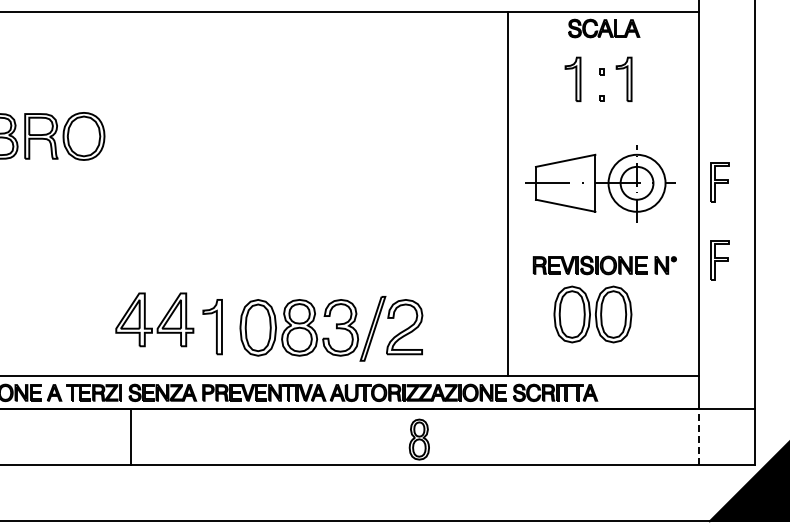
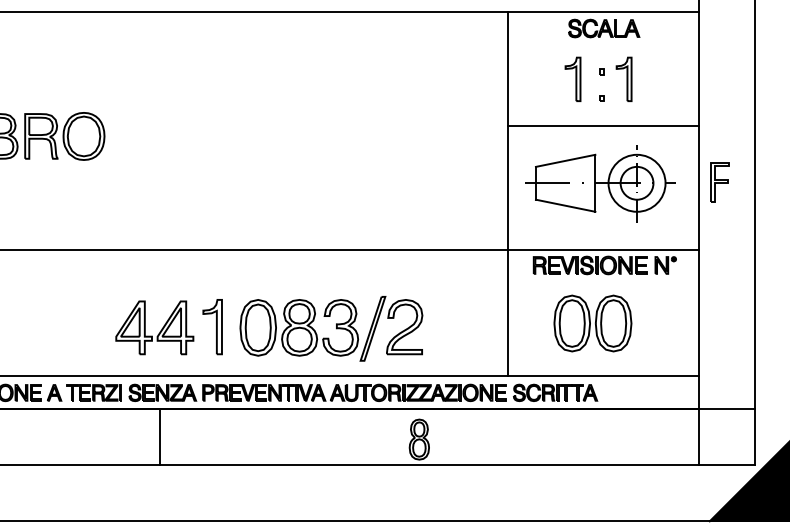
line: none -> present (603, 125)
line: none -> present (350, 249)
part: present -> none (719, 260)
part position: (592, 314) -> (592, 323) (592, 323)
part position: (159, 323) -> (159, 331) (159, 331)
line position: (131, 437) -> (160, 437) (160, 437)
line: dashed -> solid (698, 437)
